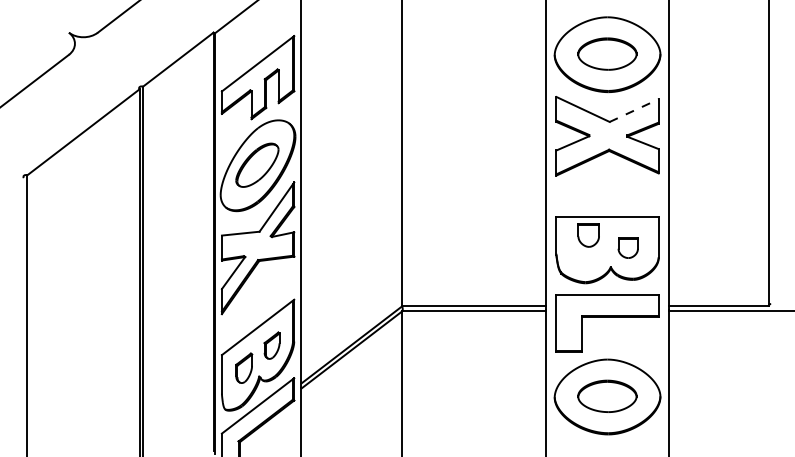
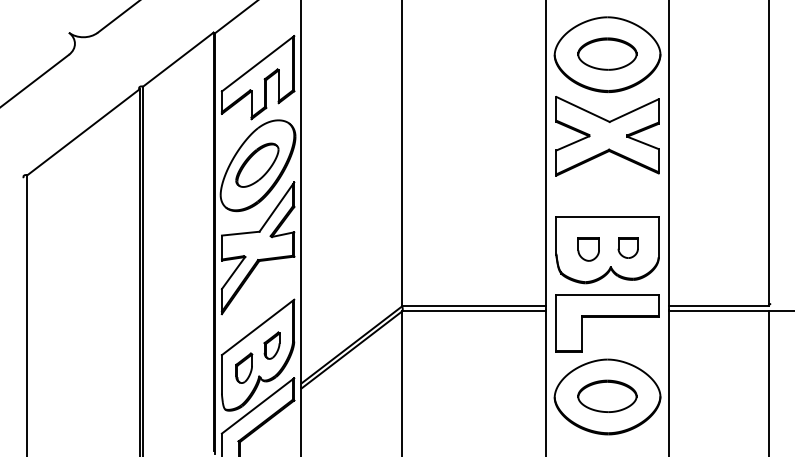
line: dashed -> solid (634, 110)
part position: (588, 235) -> (588, 249) (588, 249)
line: none -> present (768, 382)
